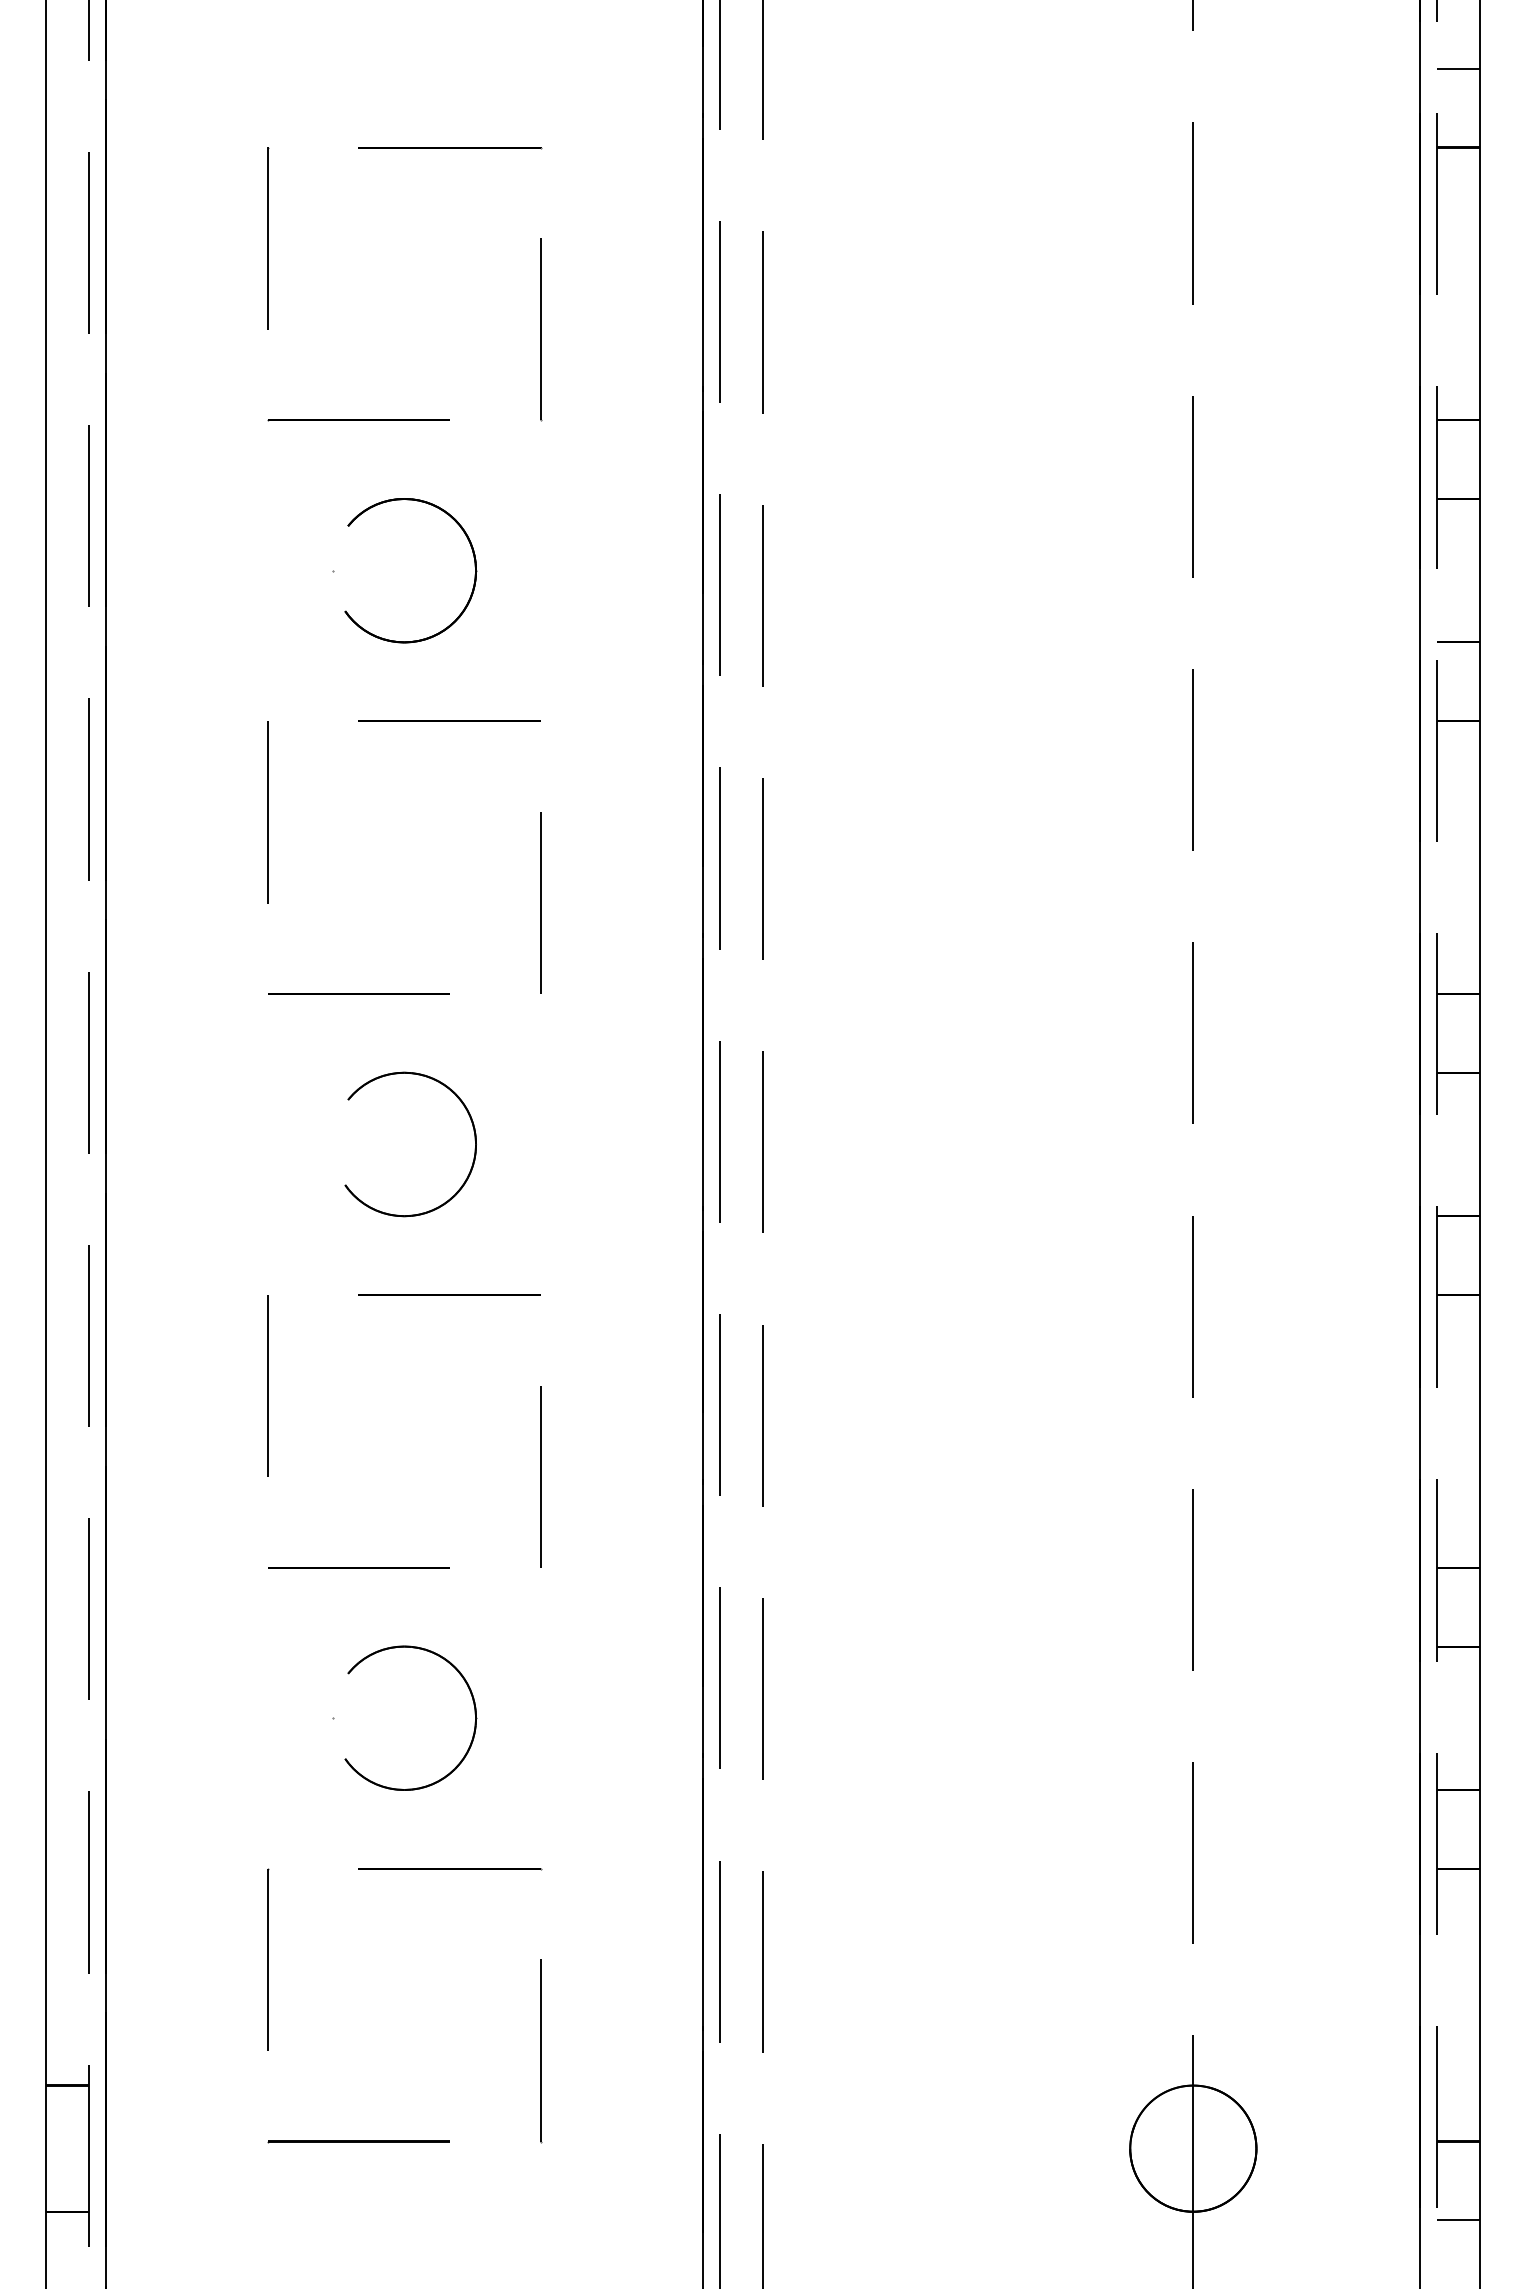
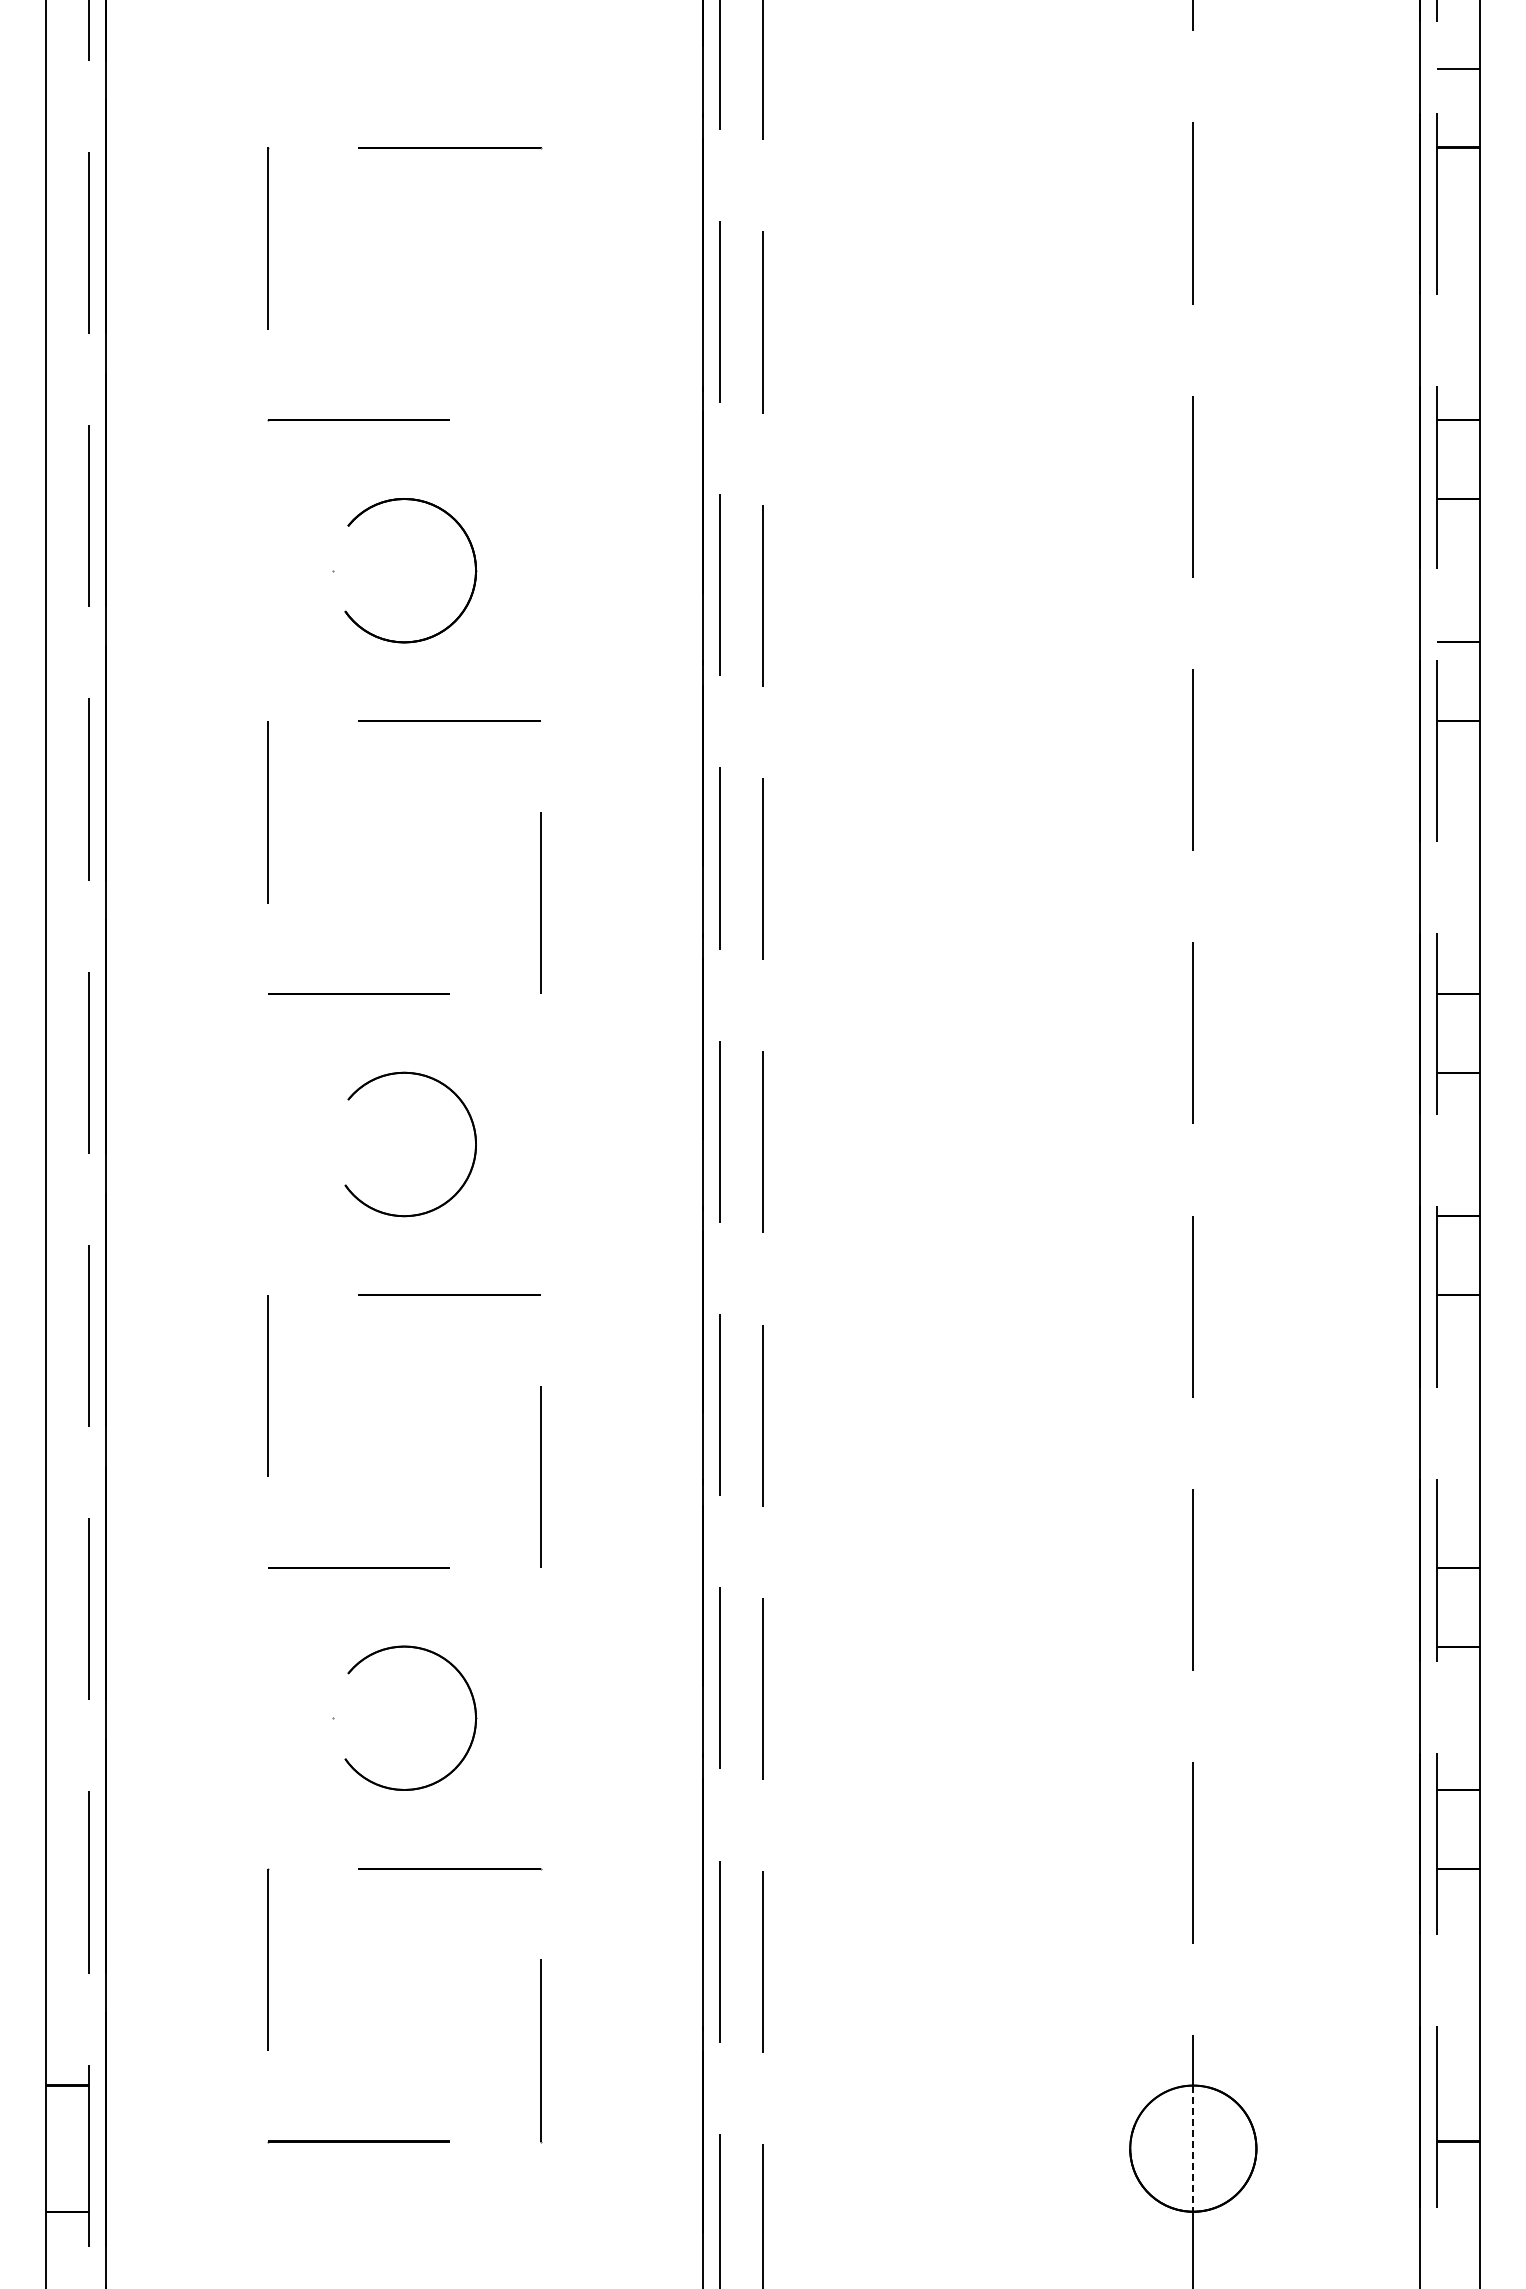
line: present -> none (541, 329)
line: solid -> dashed (1193, 2149)
line: present -> none (1458, 2220)
